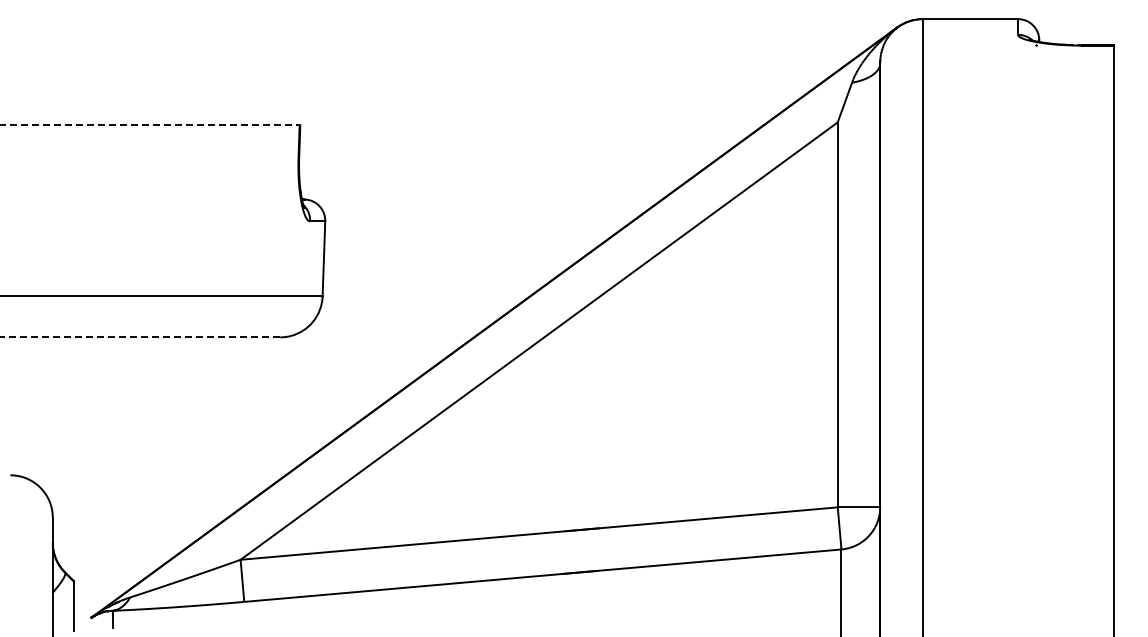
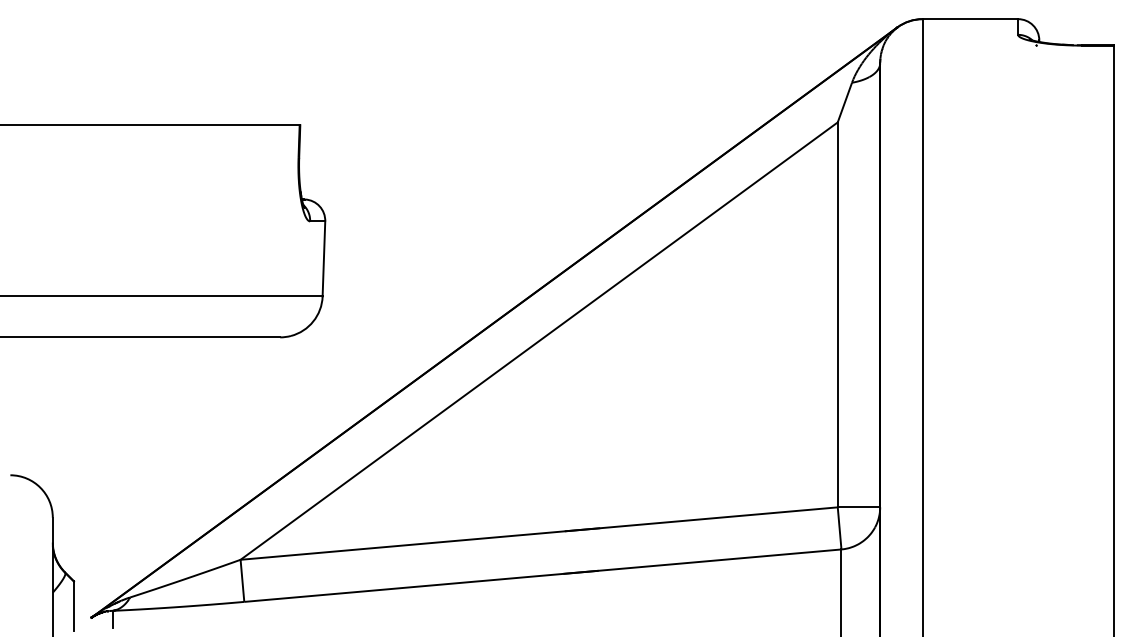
line: dashed -> solid (150, 125)
line: dashed -> solid (140, 337)
